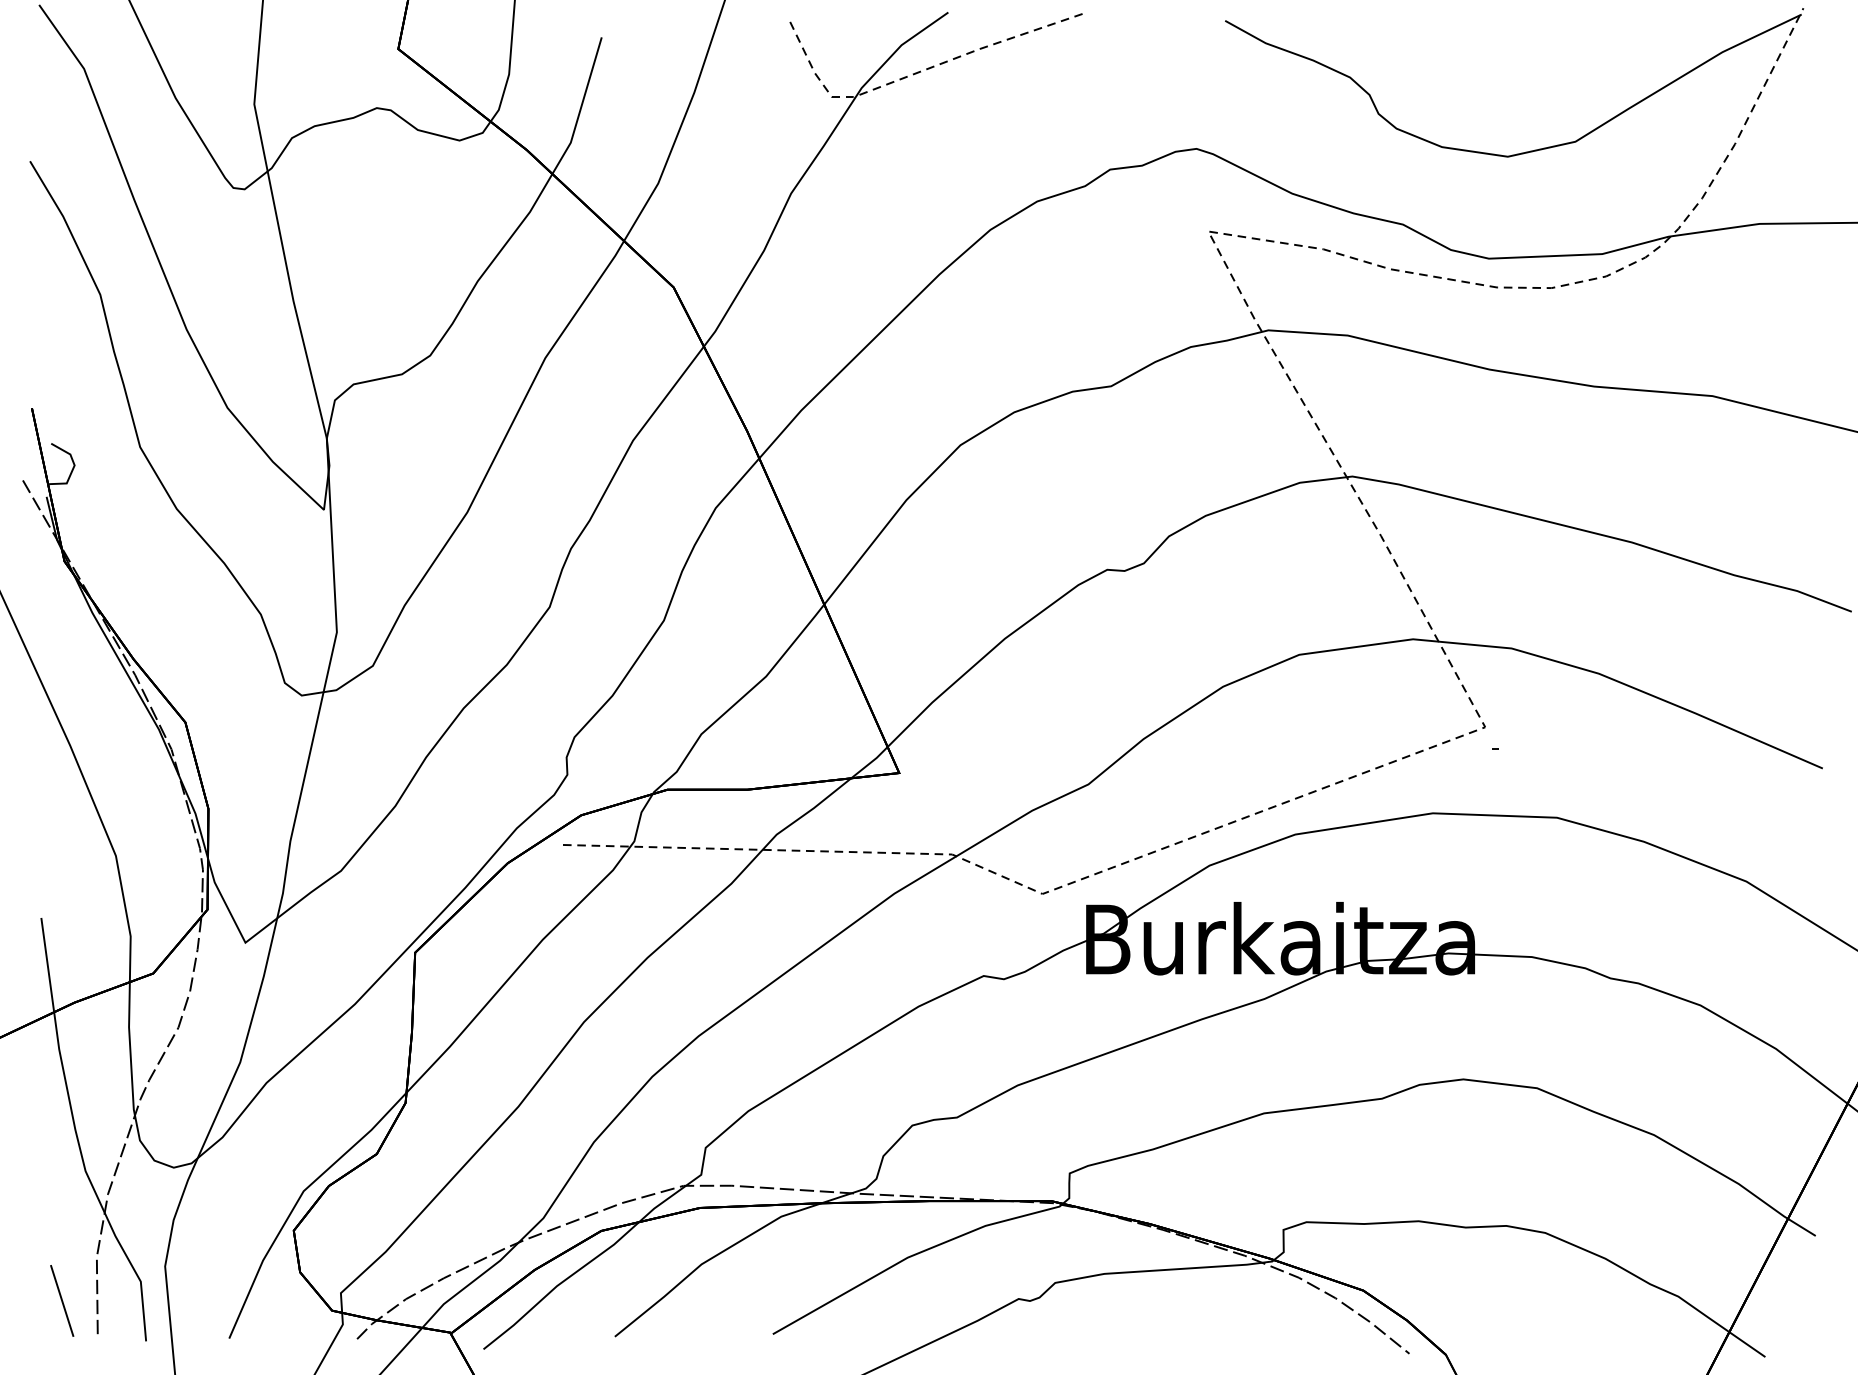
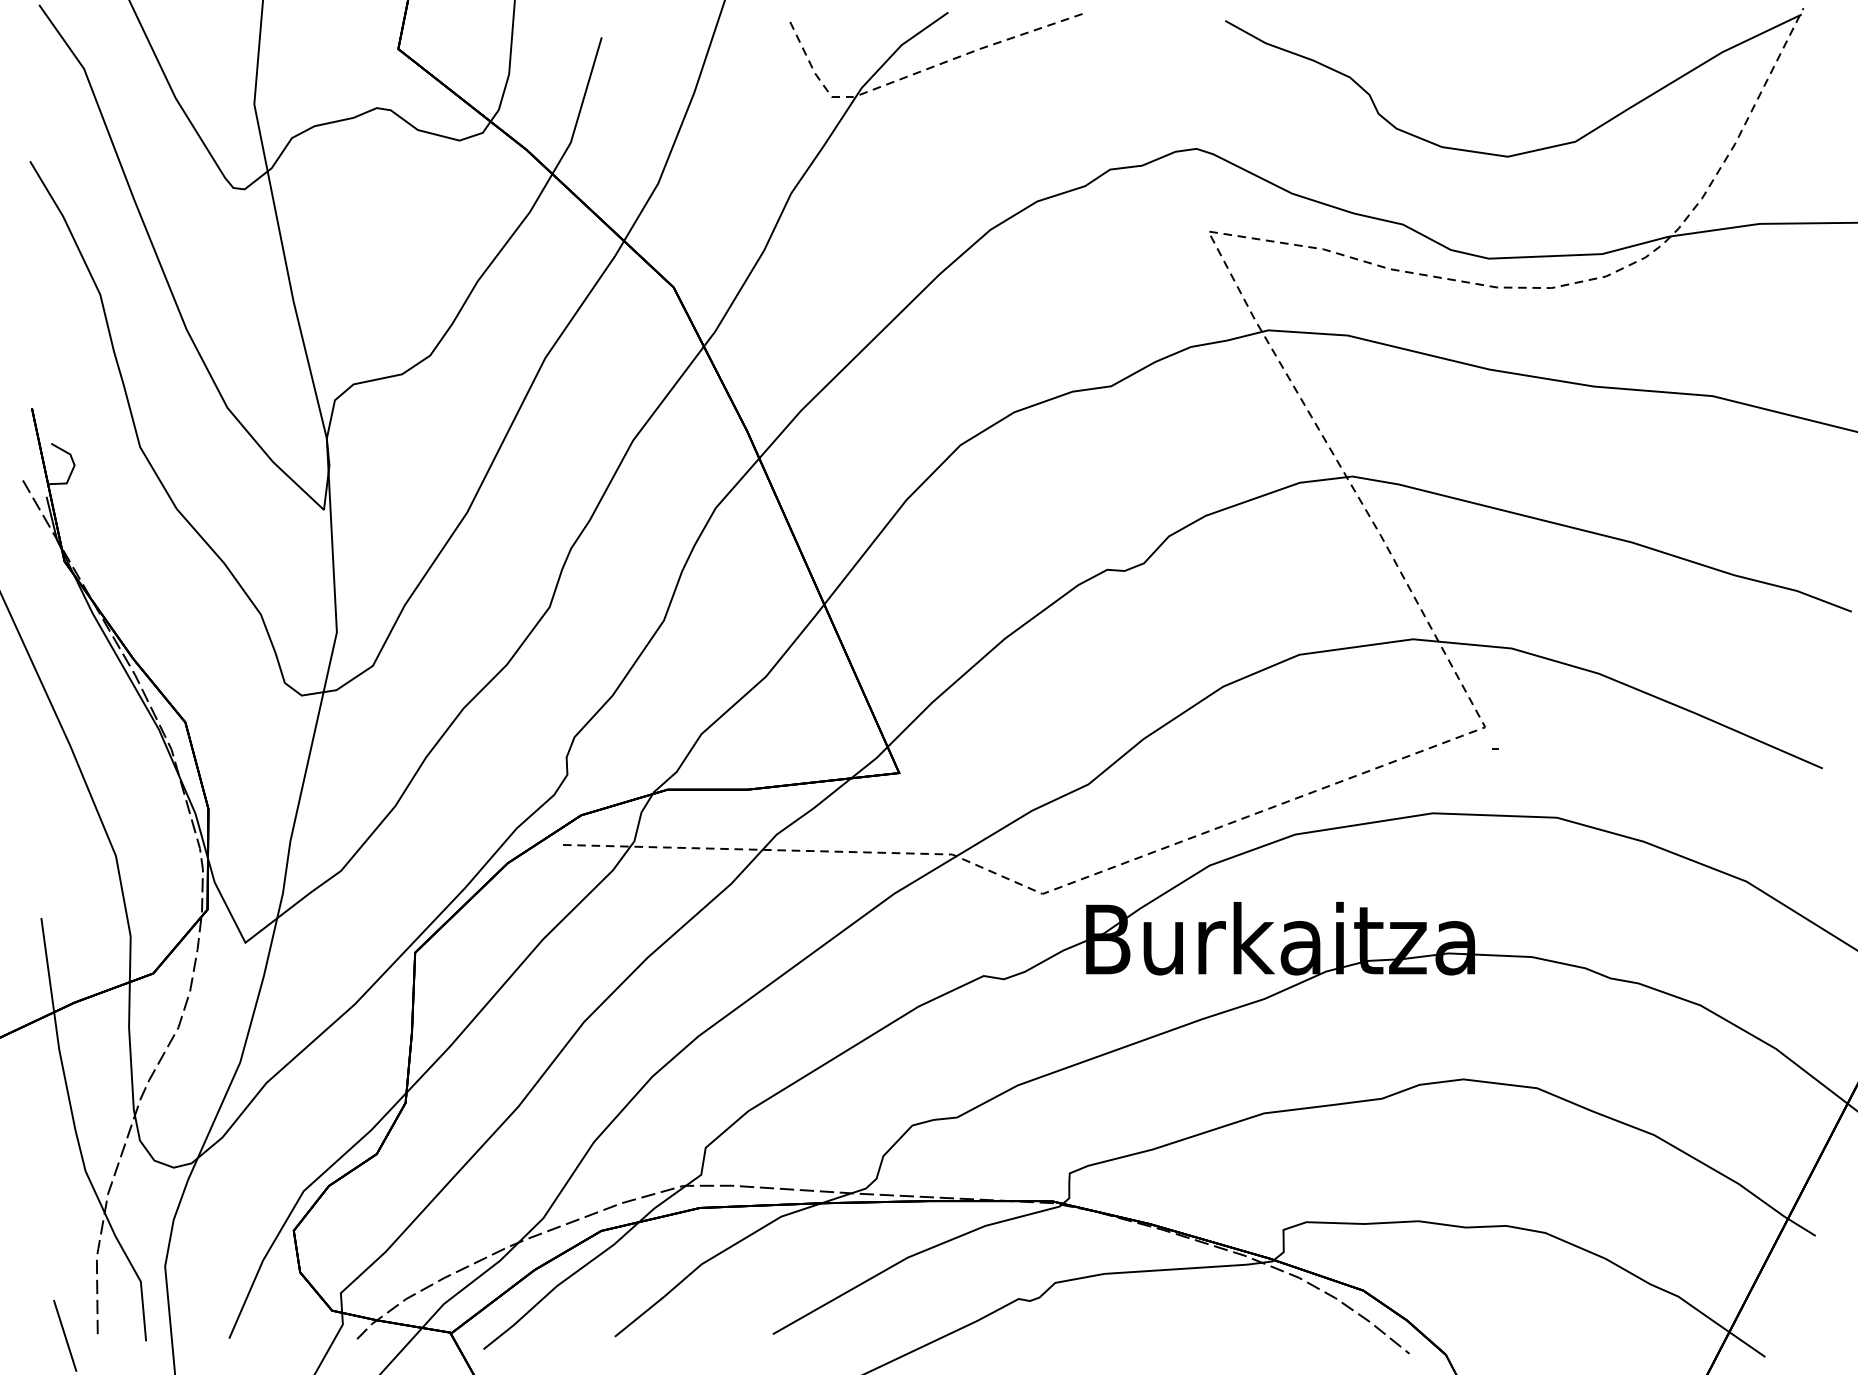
line position: (62, 1300) -> (65, 1335) (65, 1335)
